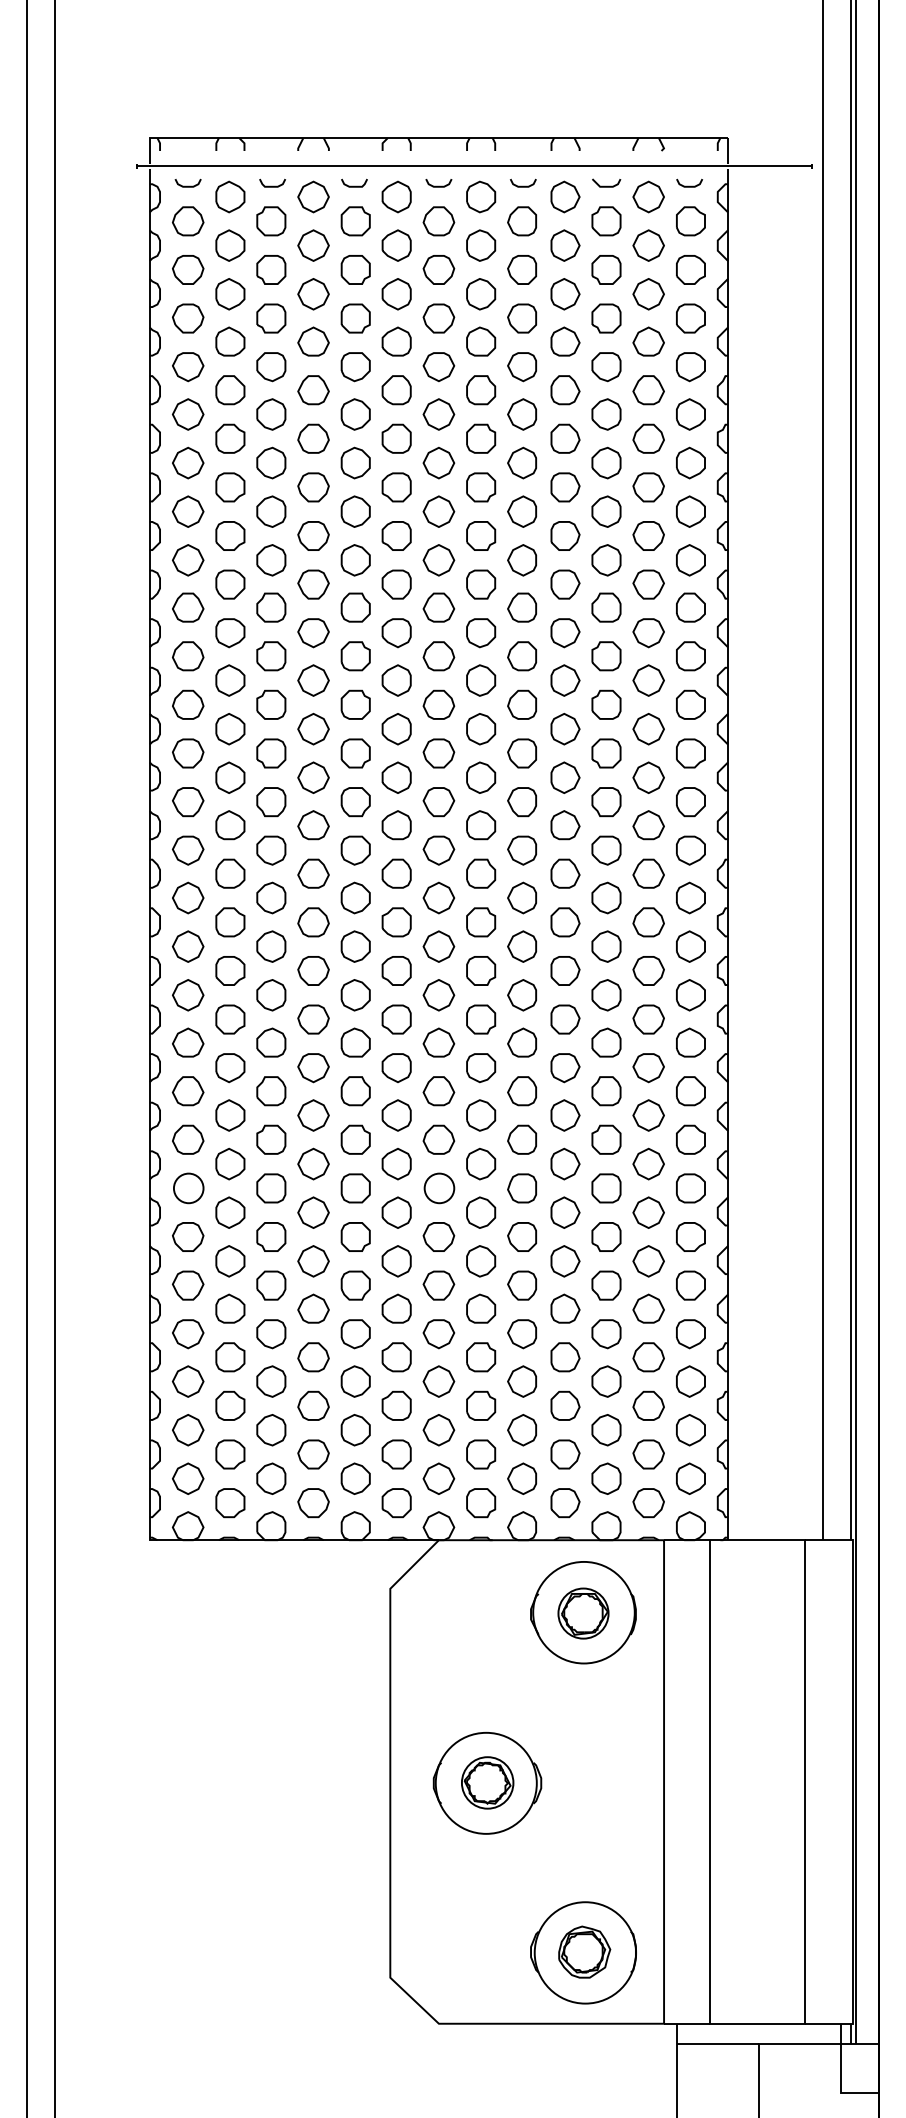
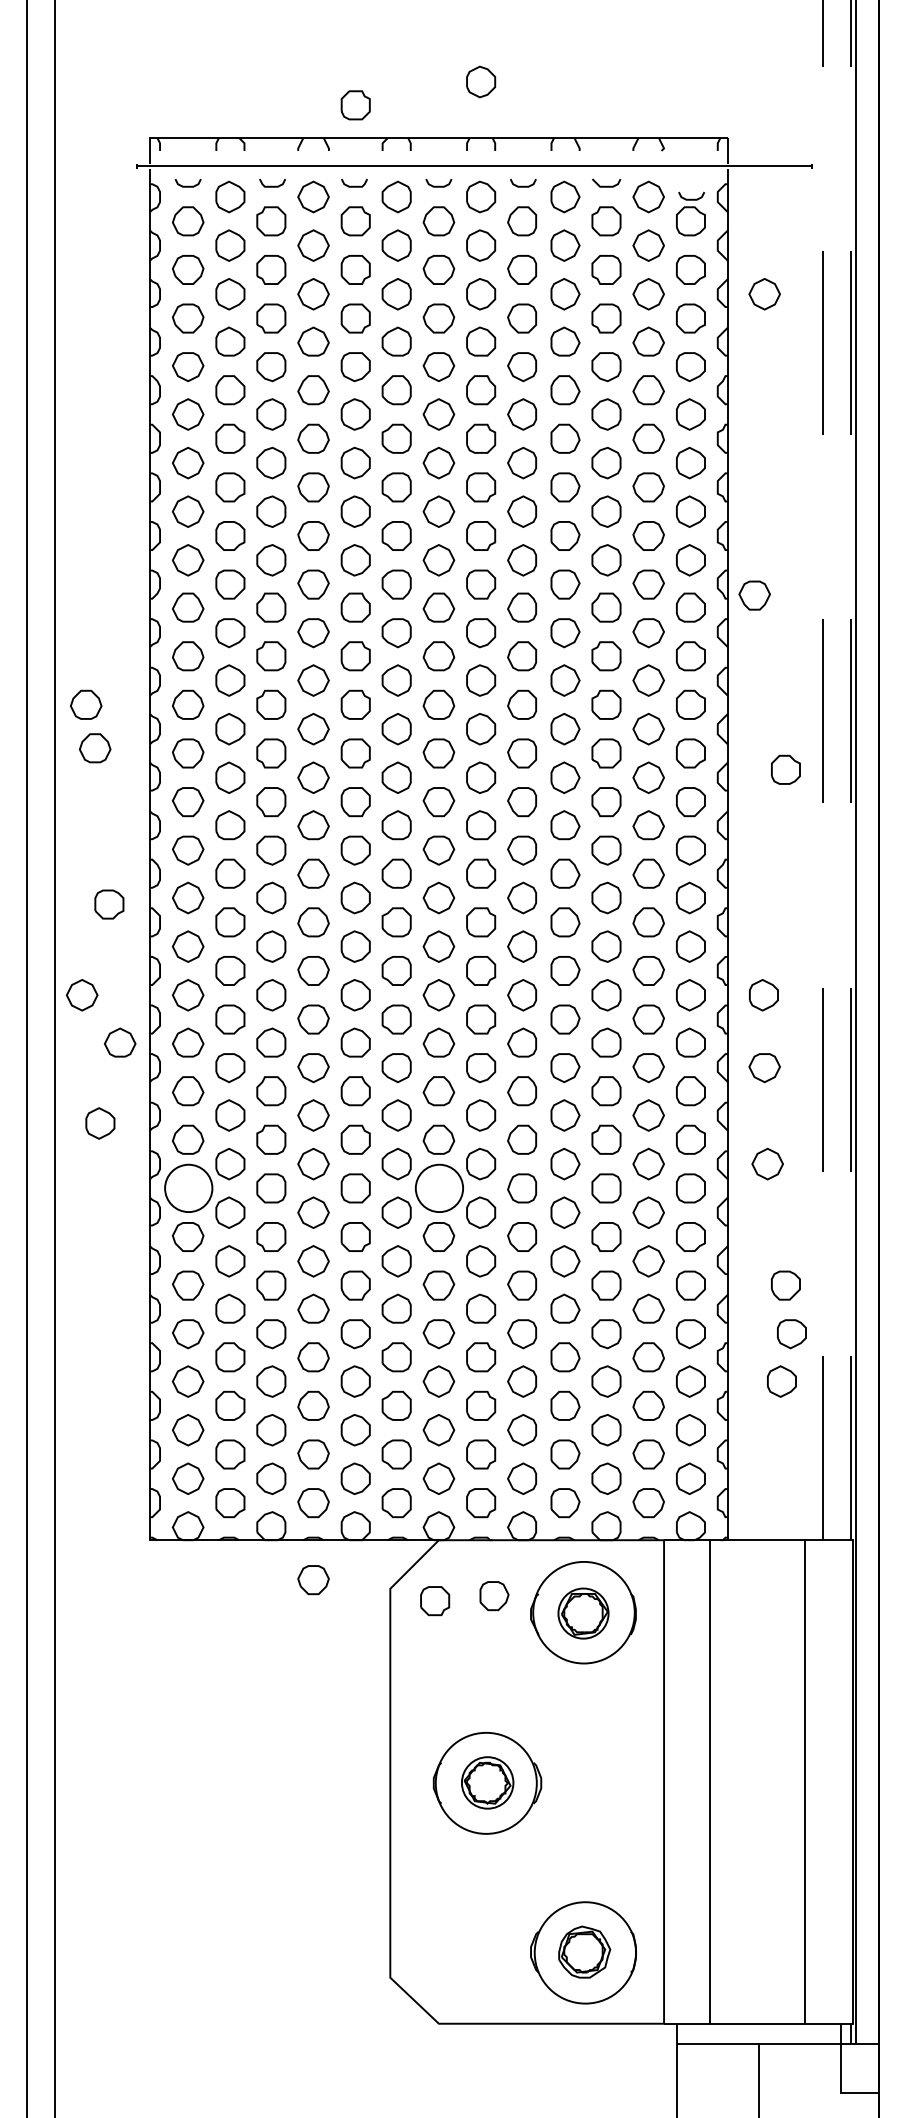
part: none -> present (481, 81)
part: none -> present (355, 105)
curve position: (689, 185) -> (691, 198) (691, 198)
part: none -> present (764, 294)
part: none -> present (754, 595)
part: none -> present (86, 704)
part: none -> present (95, 748)
part: none -> present (785, 769)
line: solid -> dashed (822, 770)
line: solid -> dashed (850, 770)
part: none -> present (109, 904)
part: none -> present (82, 995)
part: none -> present (763, 995)
part: none -> present (120, 1042)
part: none -> present (764, 1068)
part: none -> present (100, 1123)
part: none -> present (767, 1163)
circle diameter: 30 px -> 47 px (188, 1188)
circle diameter: 30 px -> 47 px (439, 1188)
part: none -> present (785, 1285)
part: none -> present (791, 1334)
part: none -> present (781, 1381)
part: none -> present (313, 1580)
part: none -> present (494, 1596)
part: none -> present (435, 1601)
